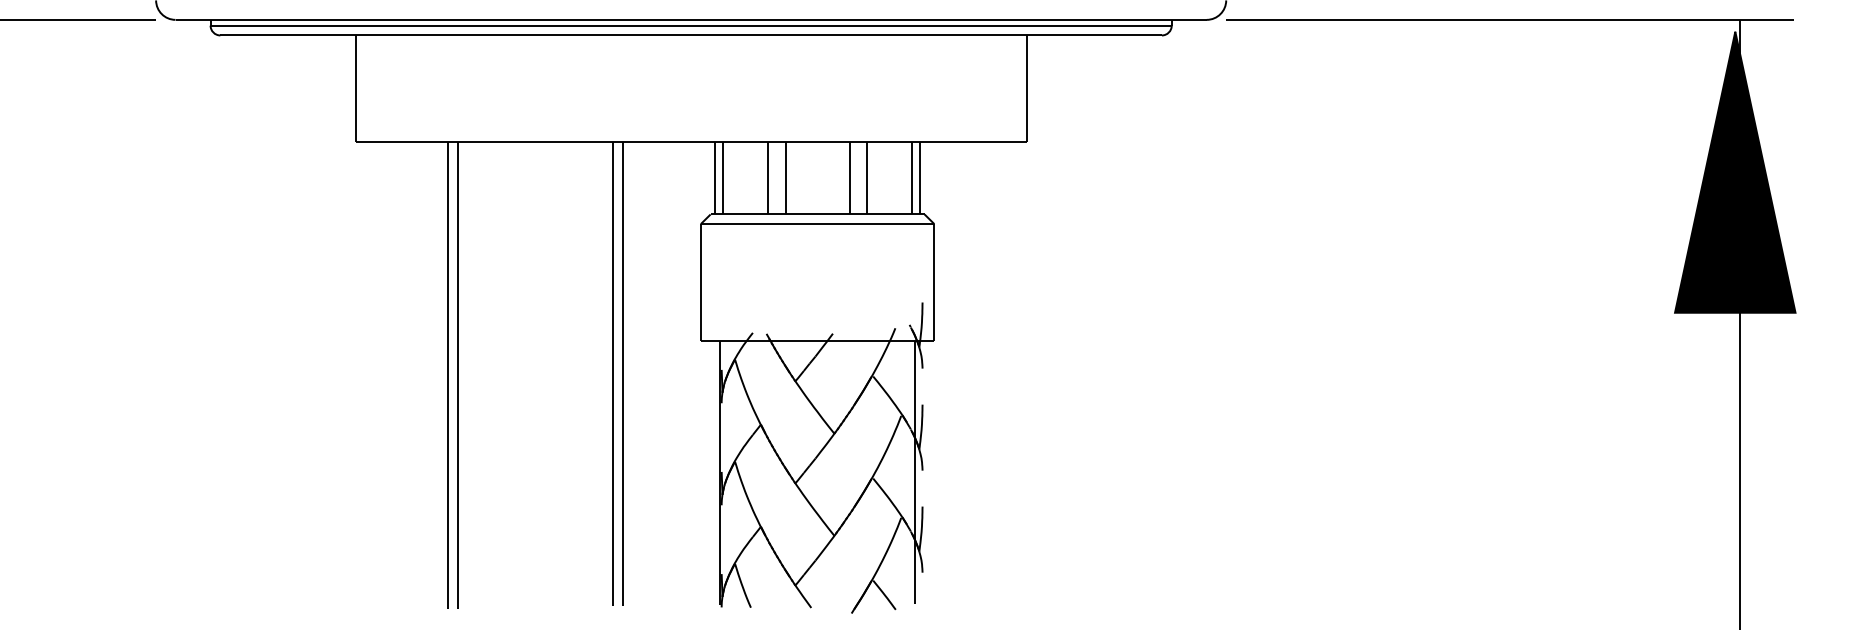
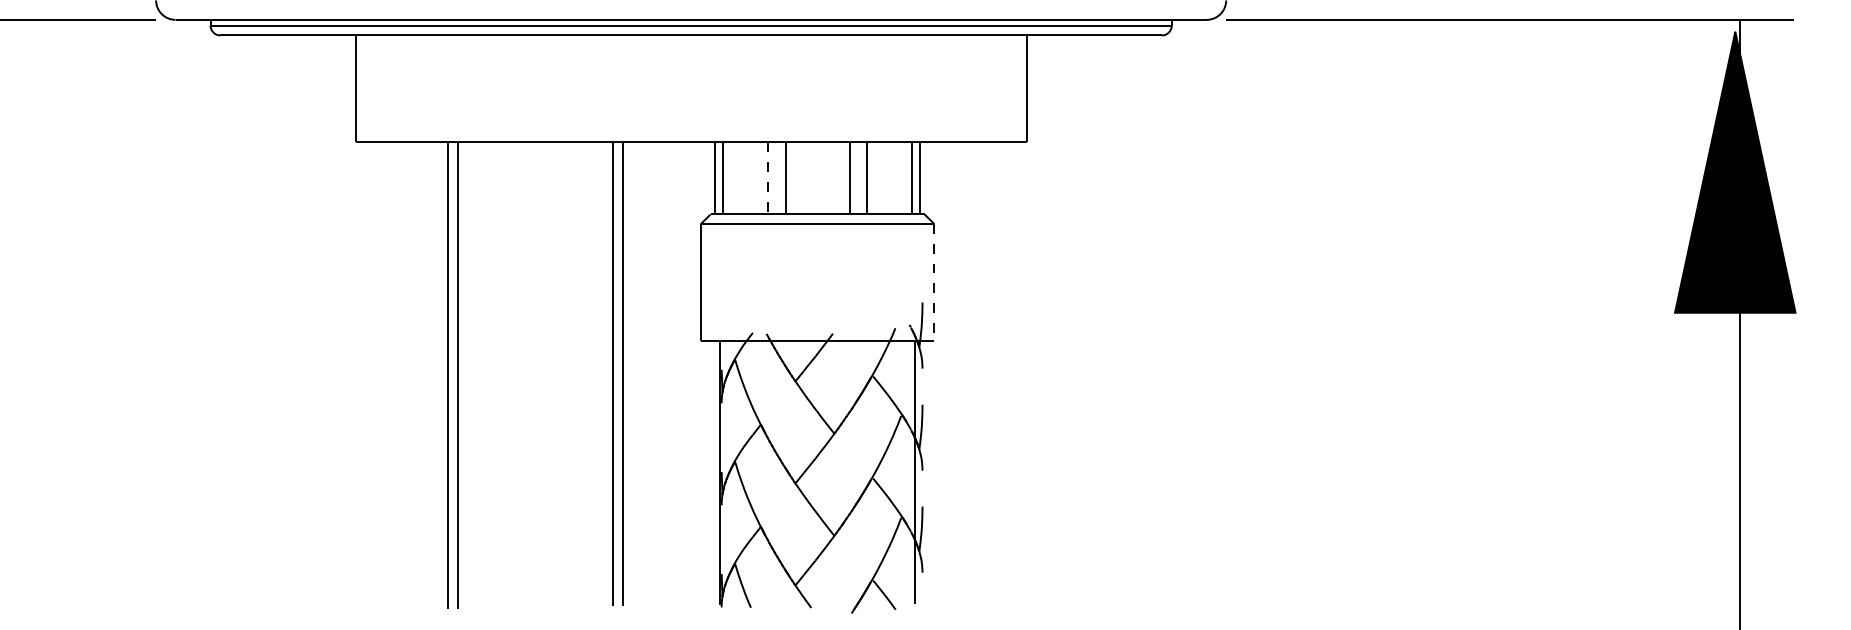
line: solid -> dashed (767, 178)
line: solid -> dashed (934, 283)
